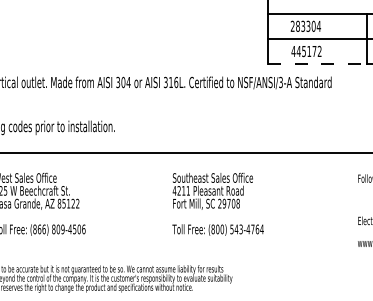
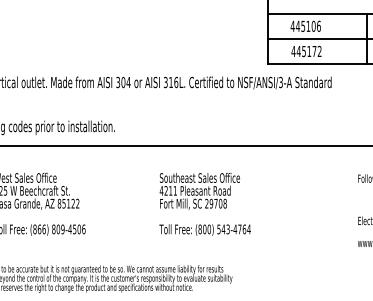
text: 283304 -> 445106 (305, 25)
line: dashed -> solid (317, 63)
line position: (185, 153) -> (185, 146) (185, 146)
text position: (217, 203) -> (204, 203) (204, 203)
